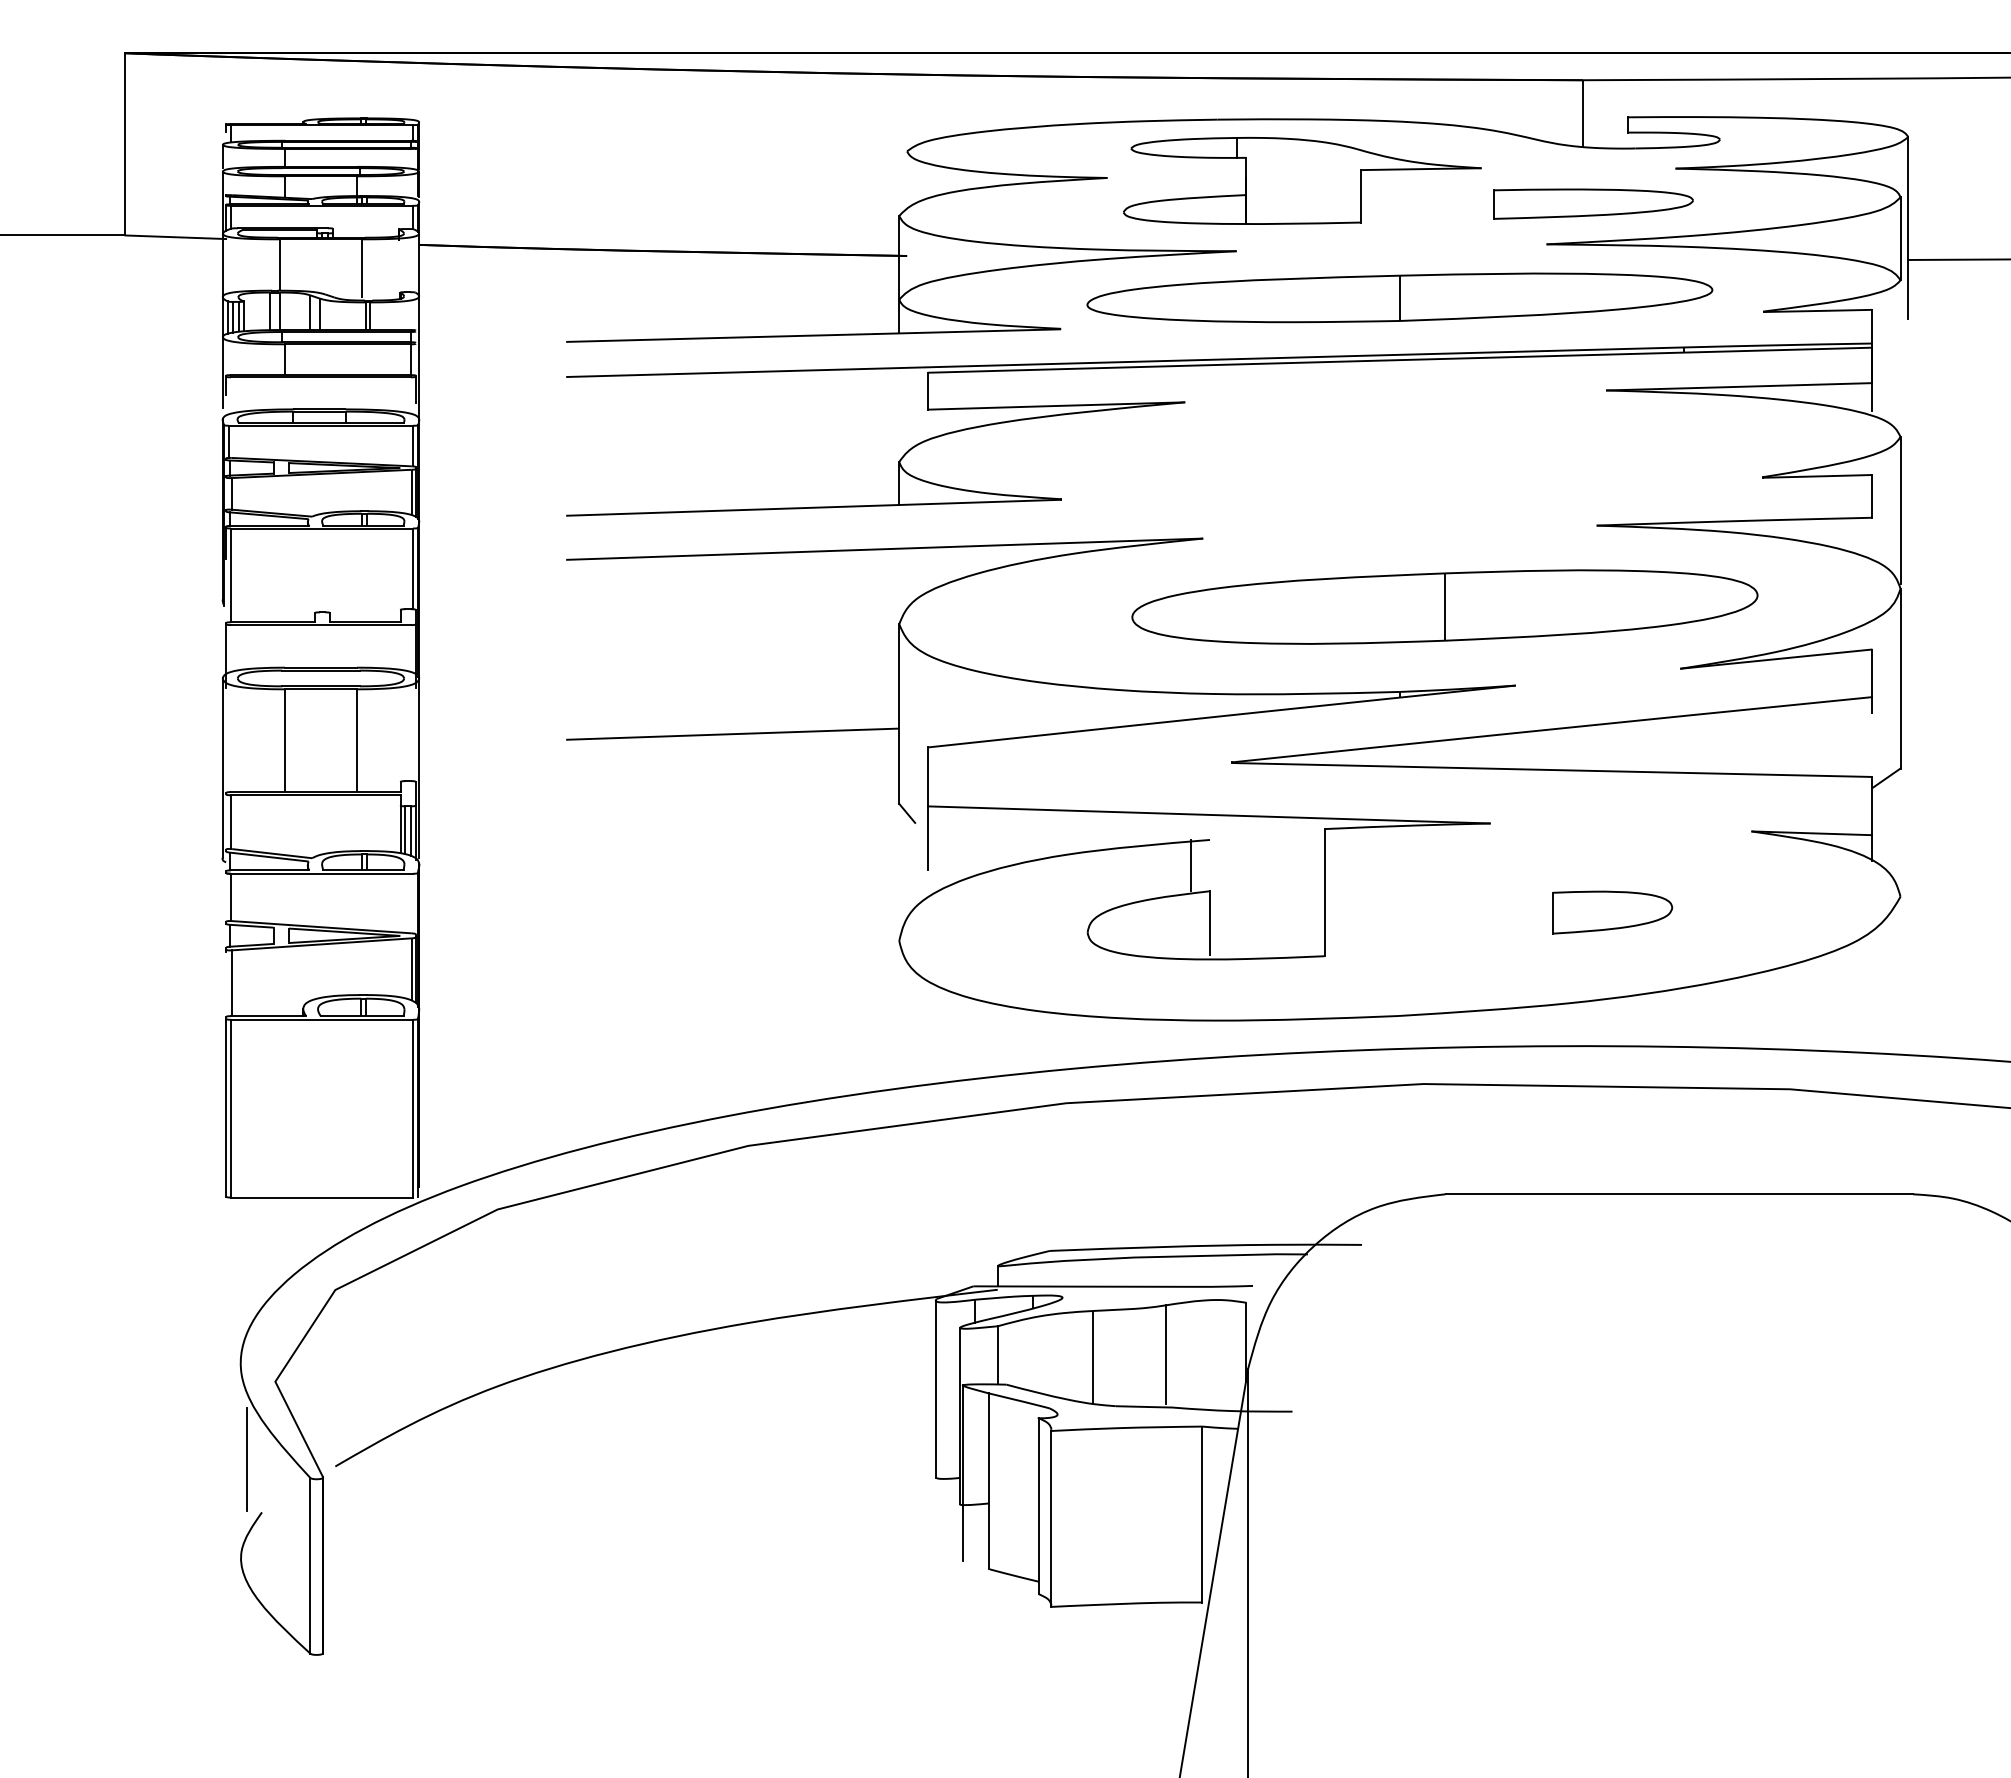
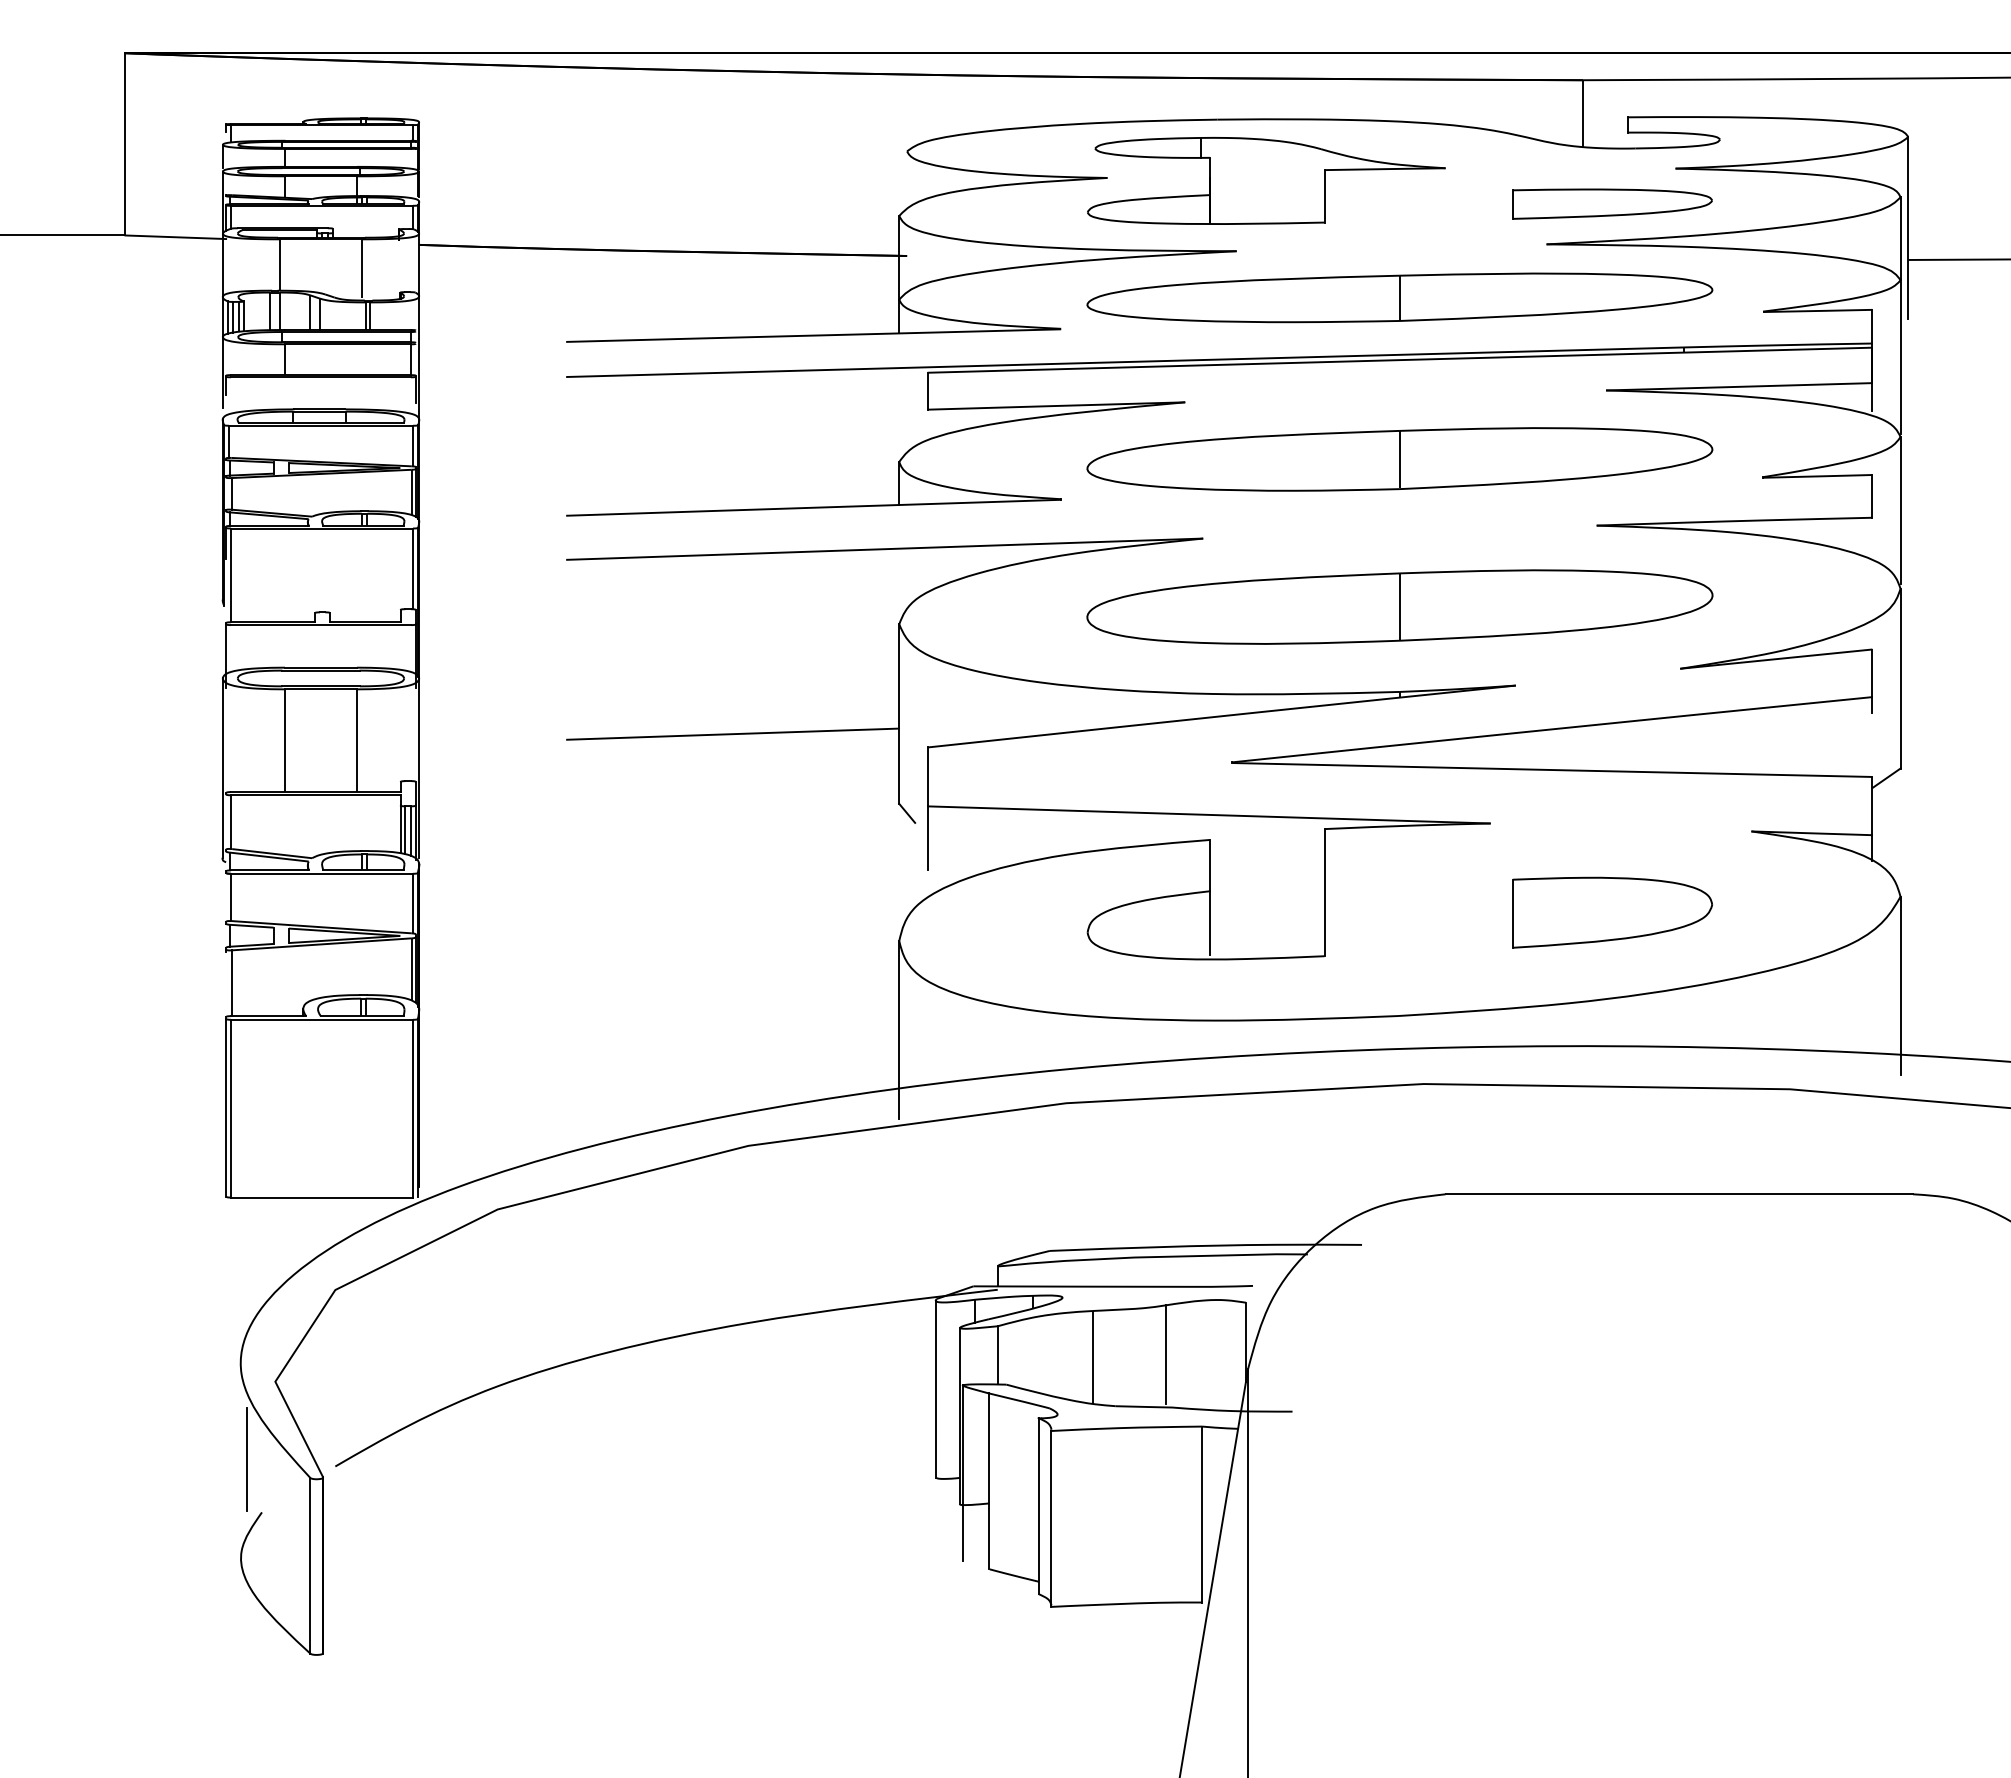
part position: (1302, 180) -> (1266, 180) (1266, 180)
part position: (1593, 203) -> (1612, 203) (1612, 203)
line: none -> present (1900, 357)
part: none -> present (1399, 459)
part position: (1444, 606) -> (1399, 606) (1399, 606)
line position: (1190, 865) -> (1209, 865) (1209, 865)
line: none -> present (412, 903)
part size: 122x45 px -> 201x73 px (1612, 912)
line: none -> present (1900, 985)
line: none -> present (899, 1030)
